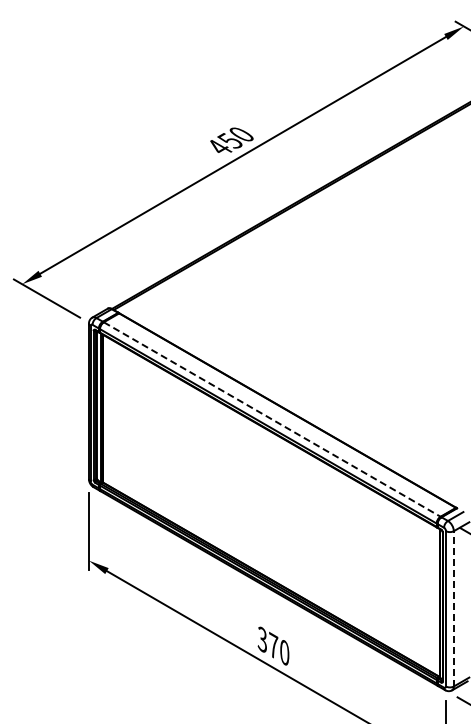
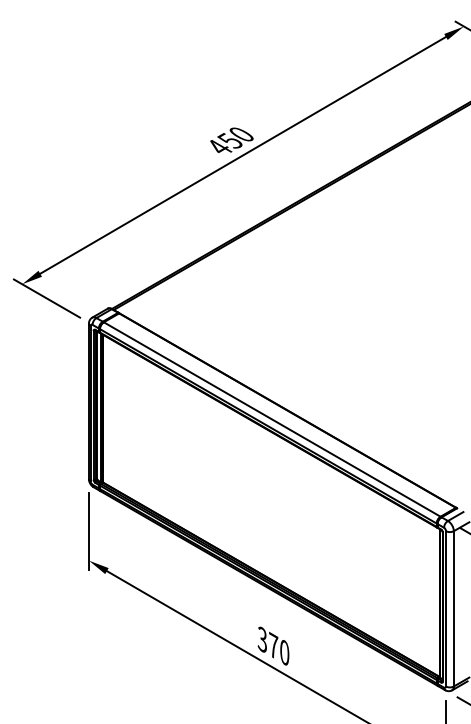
line: dashed -> solid (272, 419)
line: dashed -> solid (453, 608)
